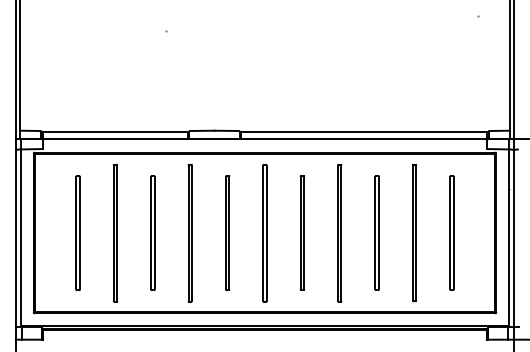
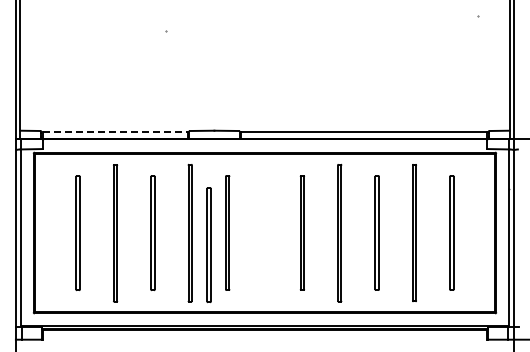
line: solid -> dashed (115, 131)
part: present -> none (264, 232)
part: none -> present (208, 244)
